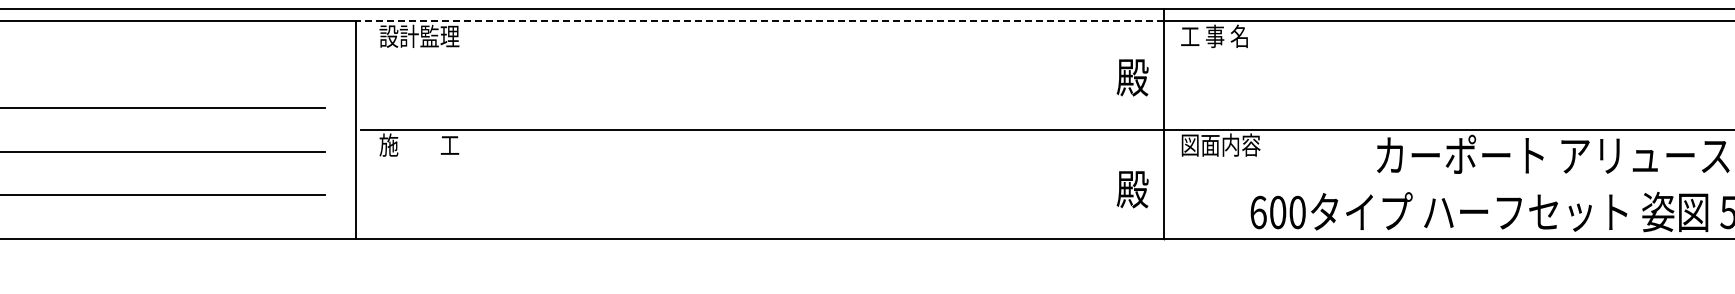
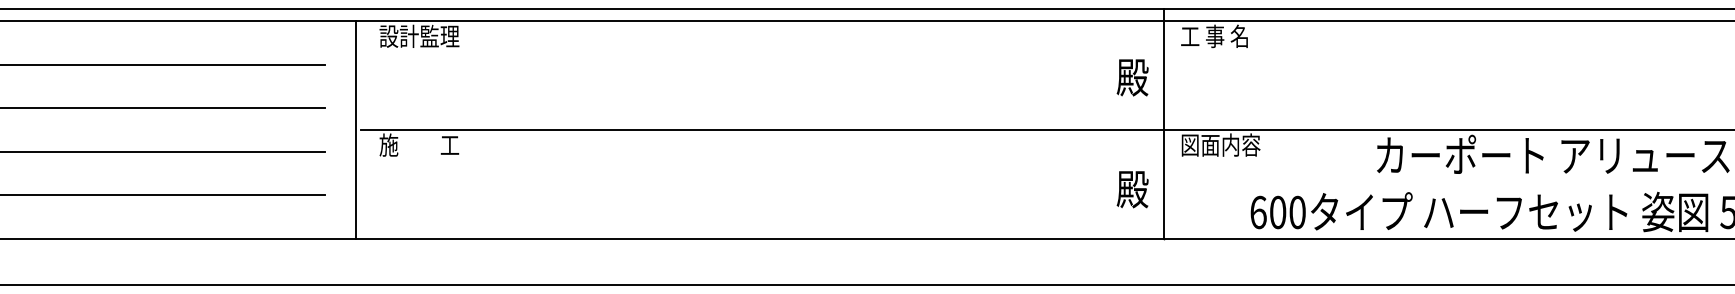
line: dashed -> solid (759, 21)
line: none -> present (163, 64)
line: none -> present (866, 285)
